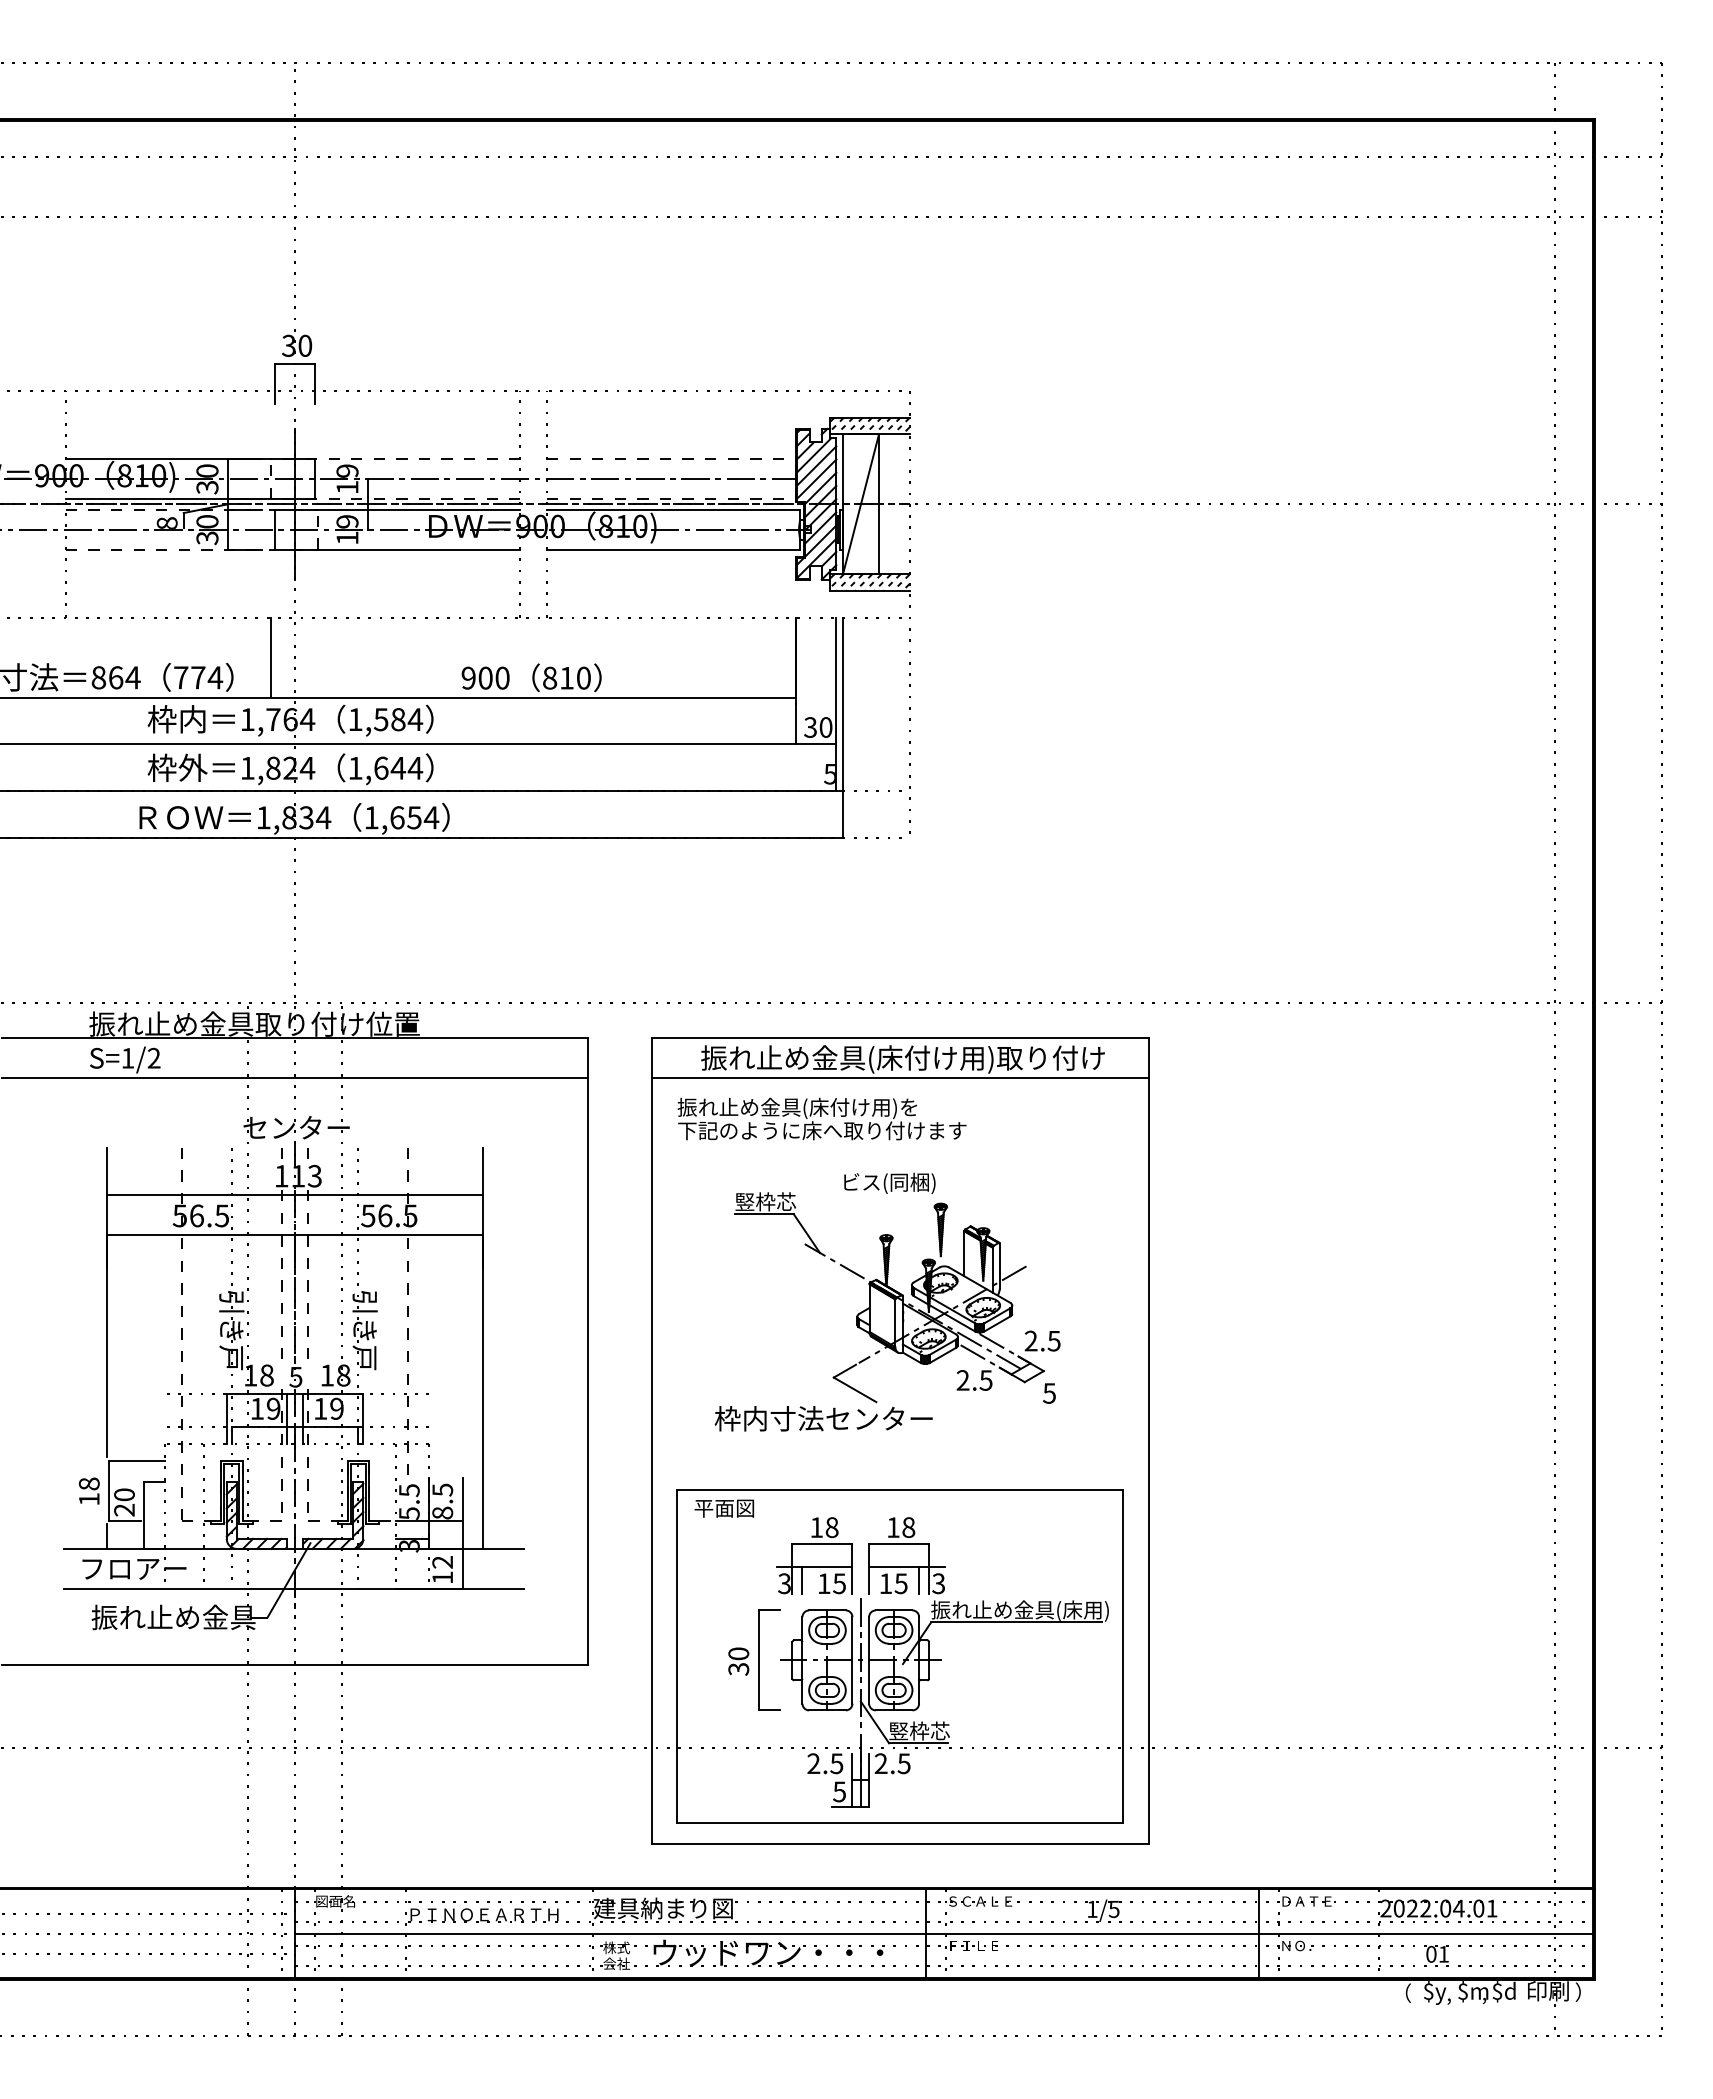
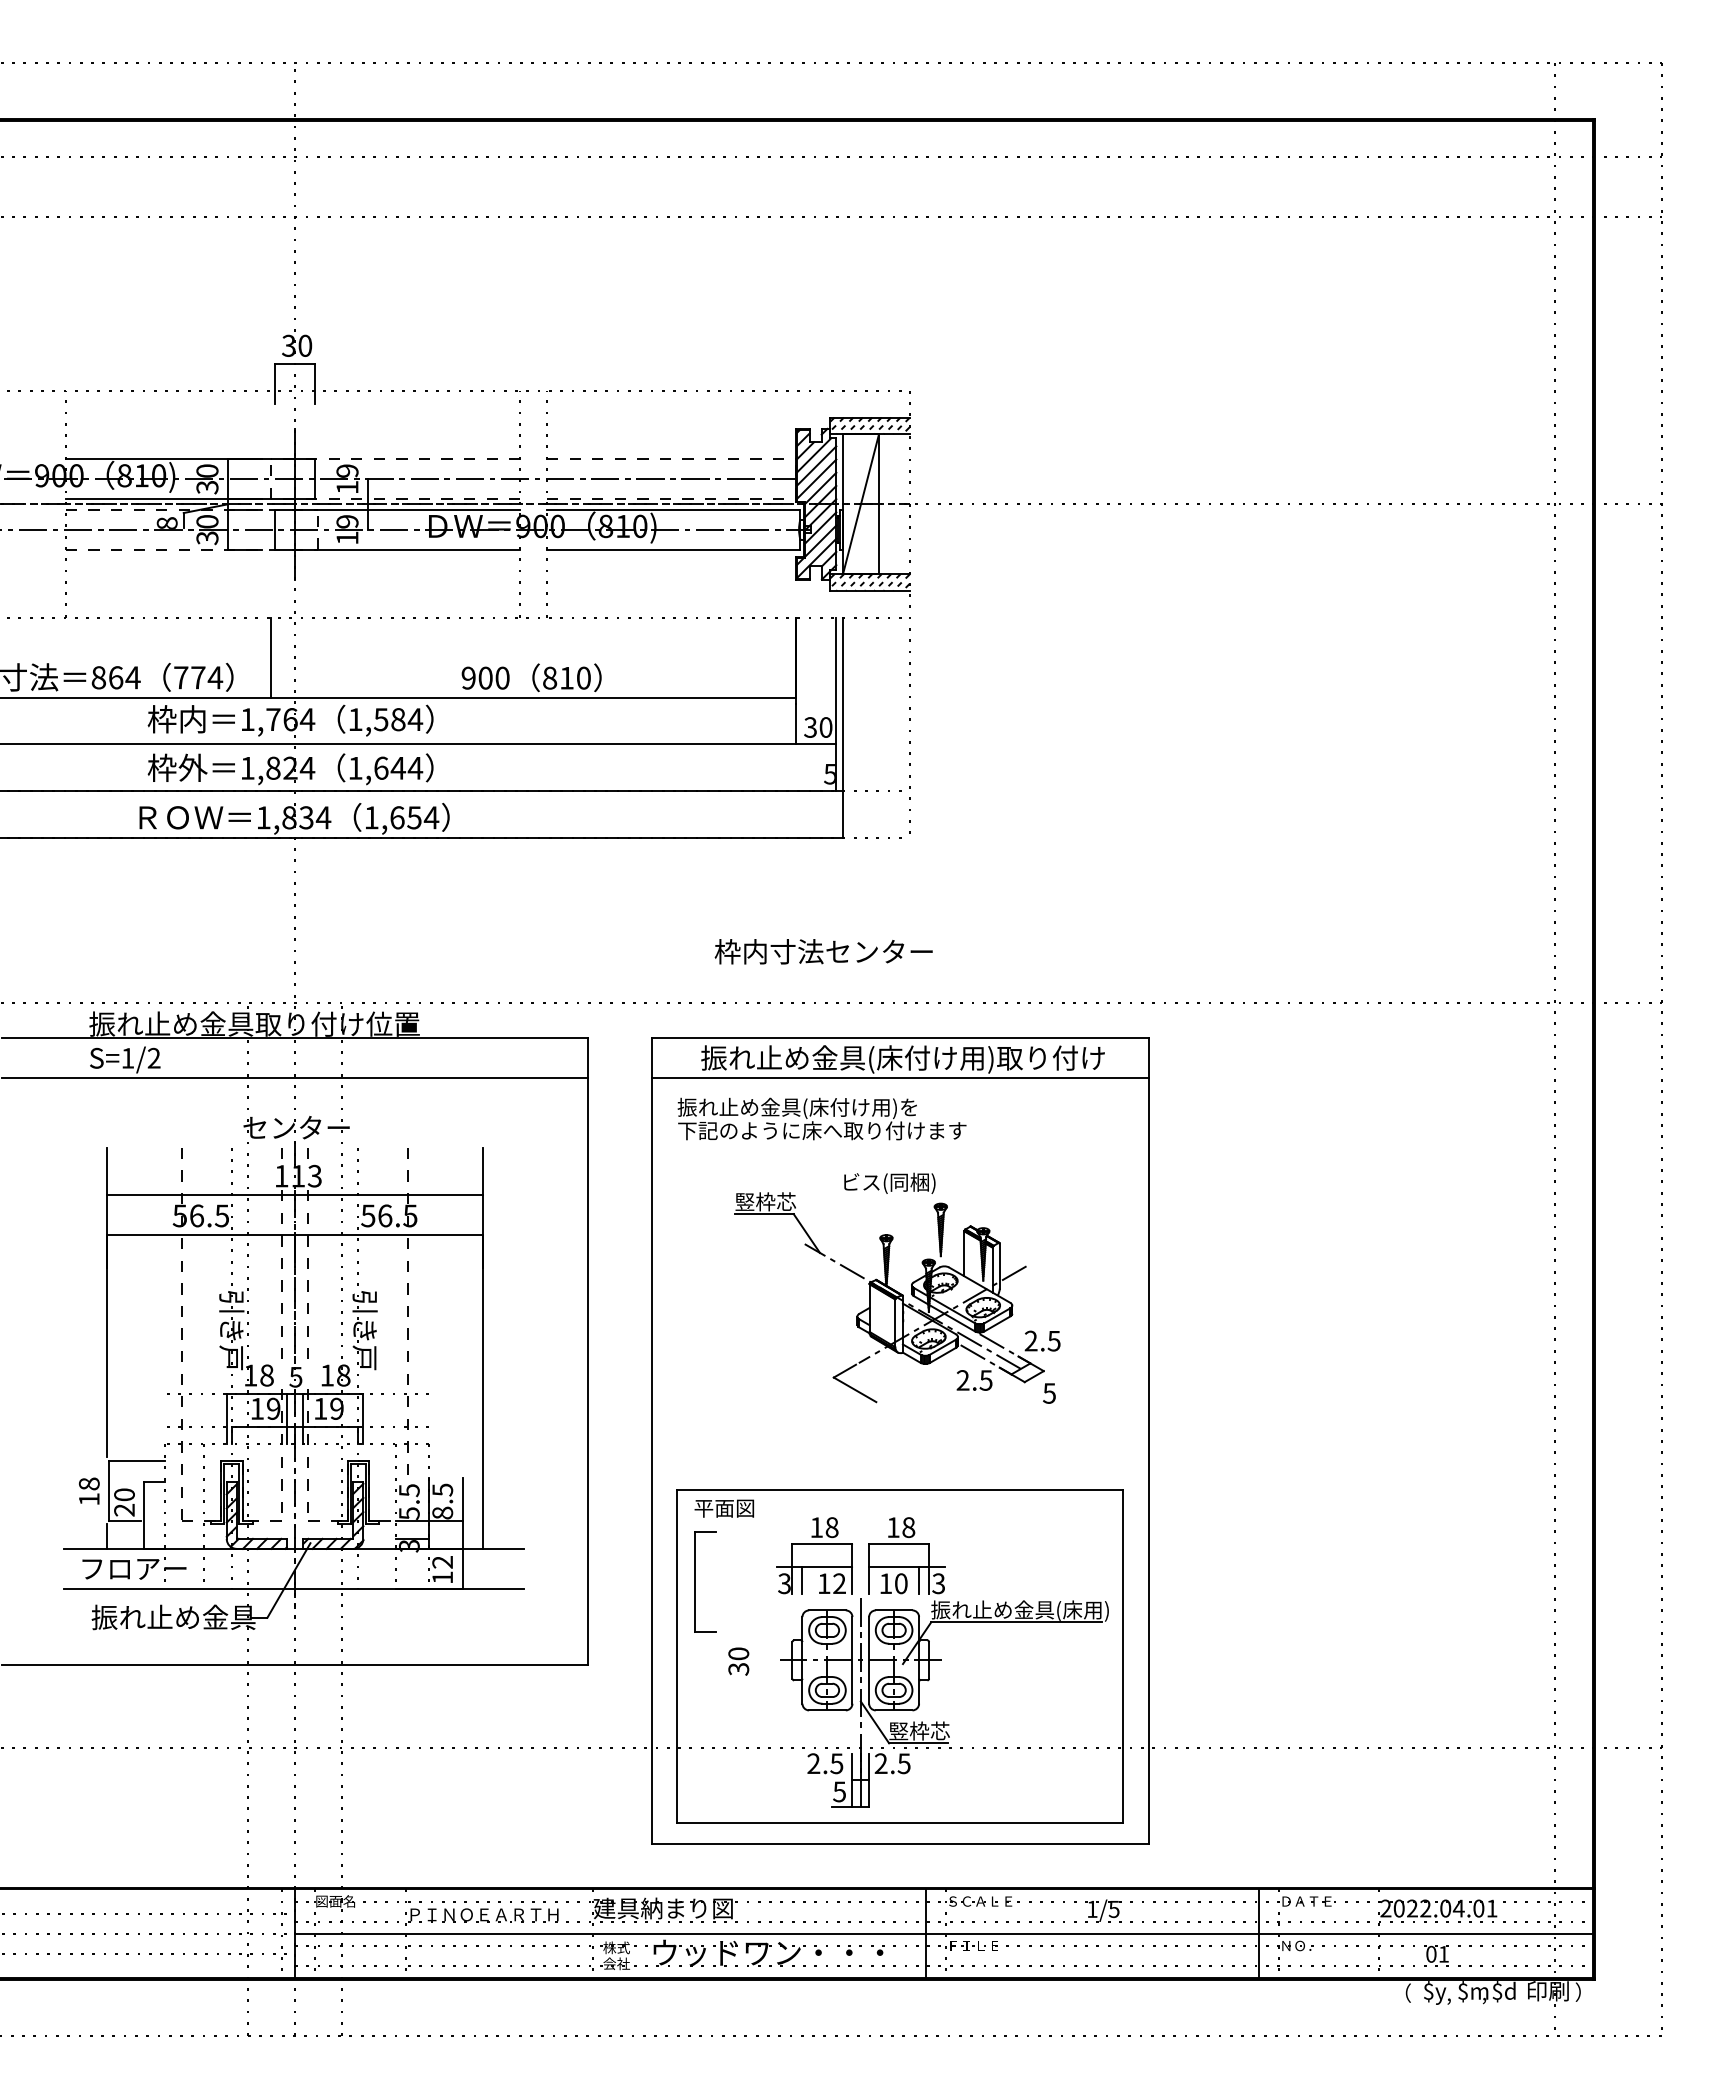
text position: (823, 1418) -> (823, 951) (823, 951)
text: 15 -> 12 (839, 1583)
text: 15 -> 10 (900, 1583)
part position: (759, 1659) -> (695, 1581) (695, 1581)
